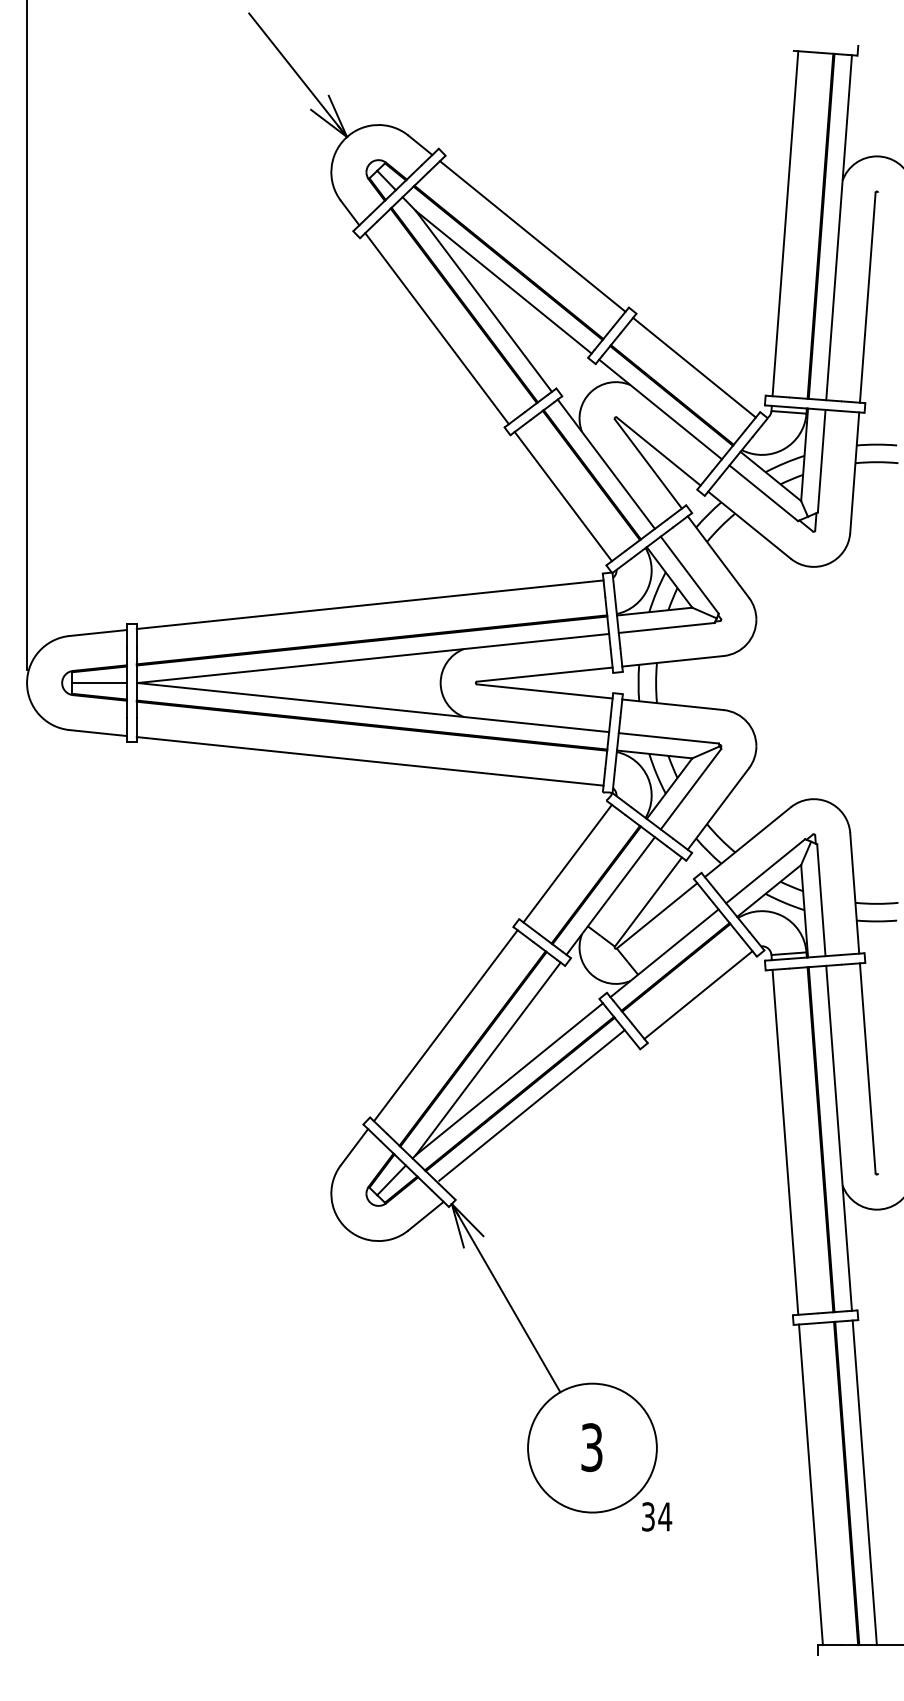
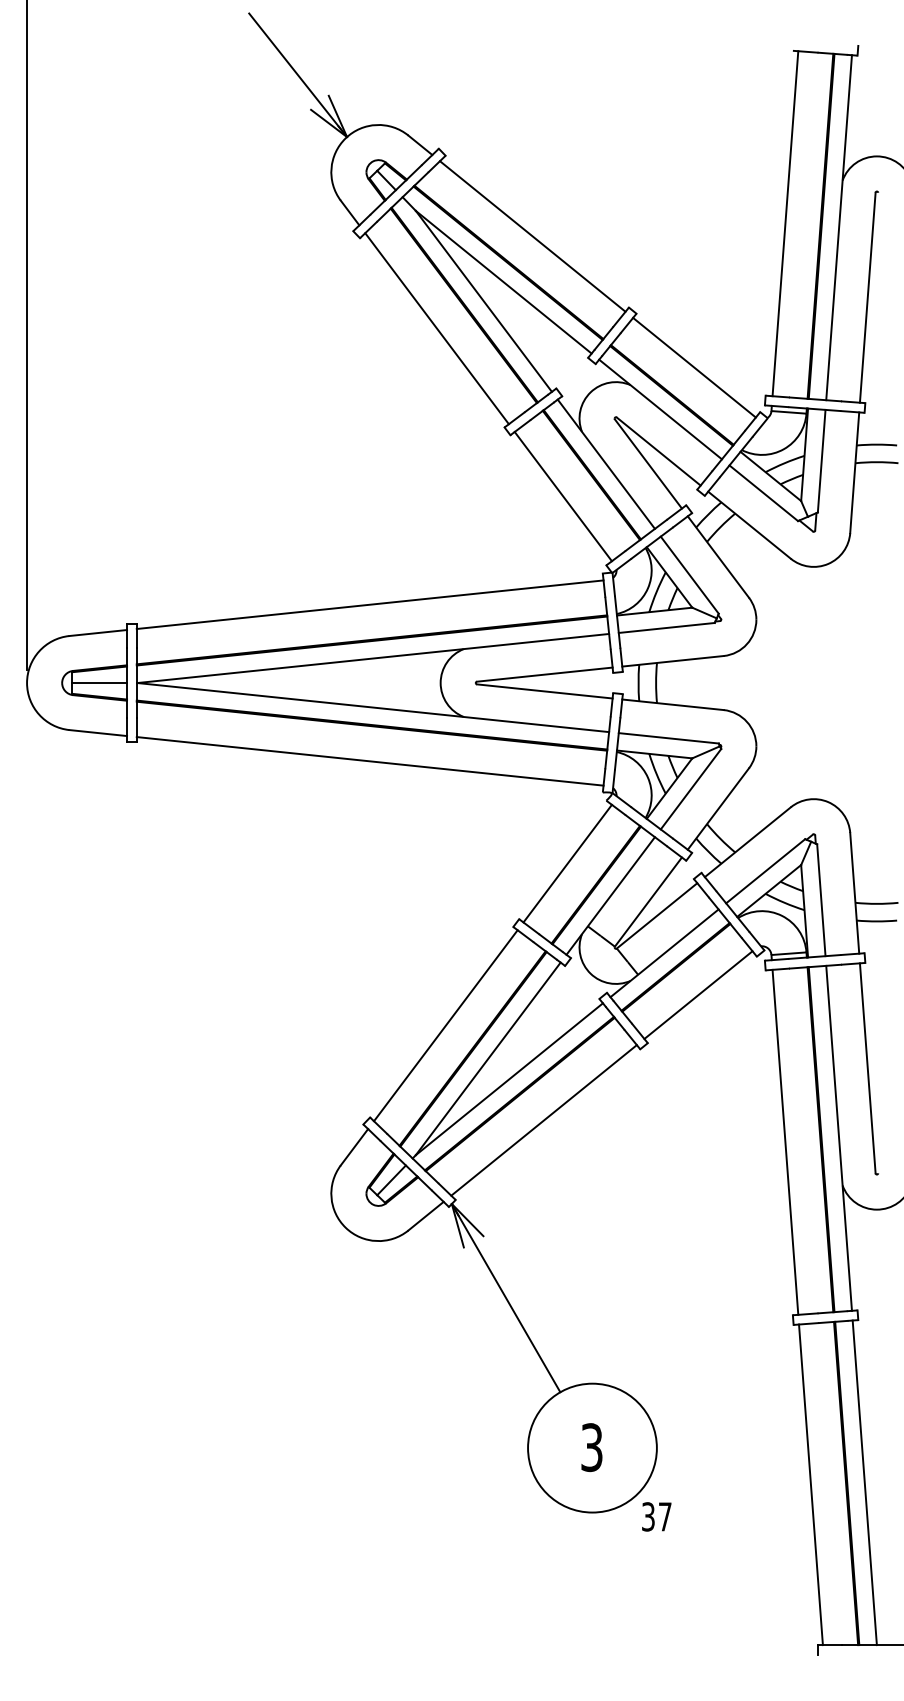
line position: (531, 1105) -> (543, 1120) (543, 1120)
text: 34 -> 37 (665, 1516)
